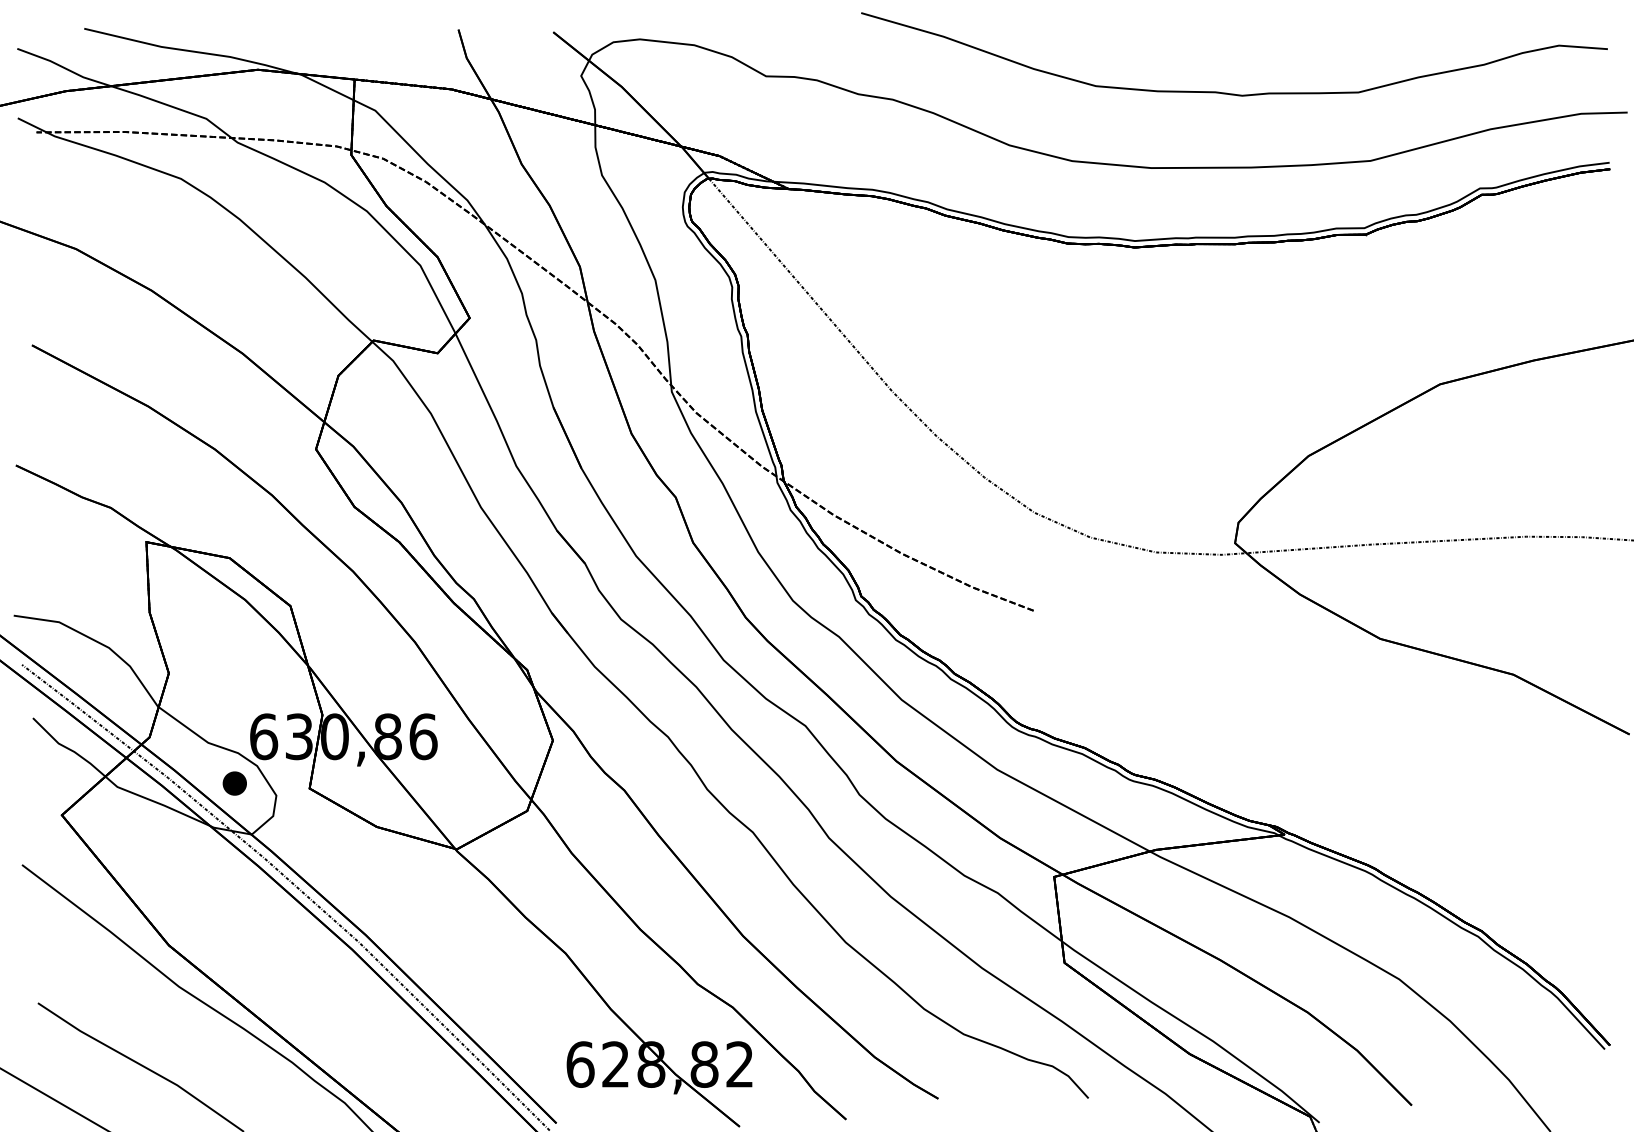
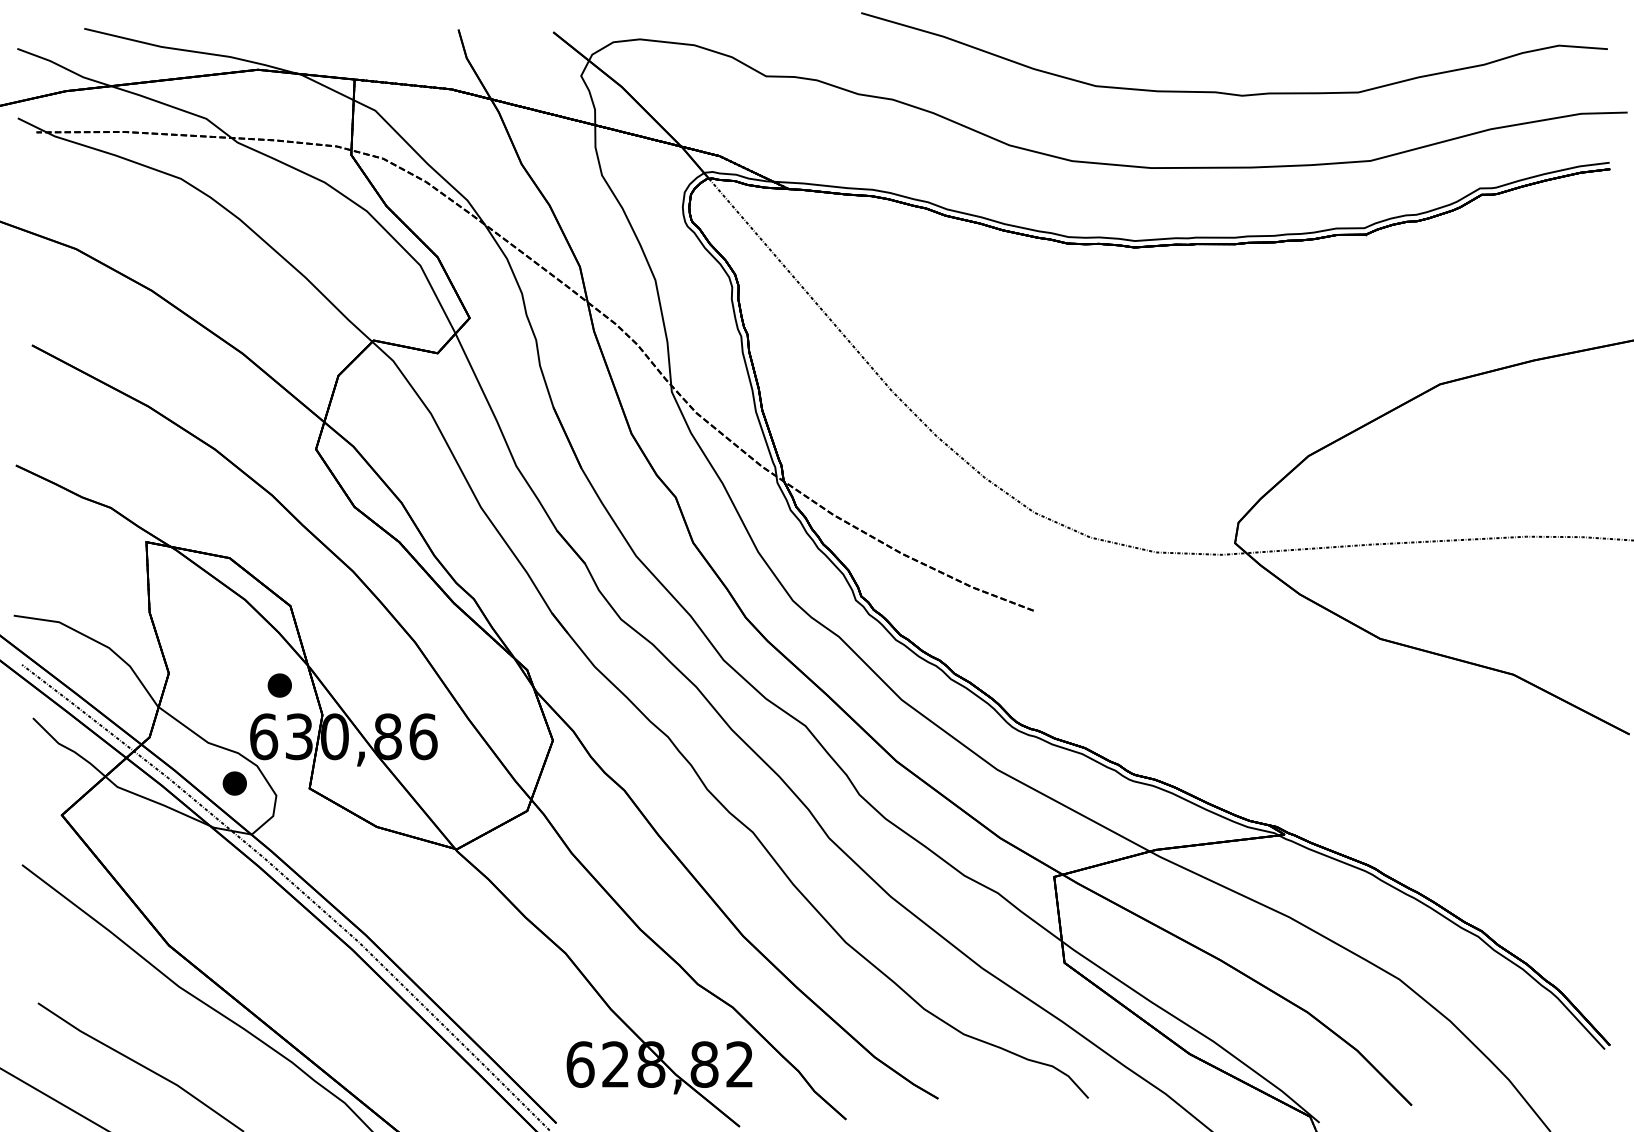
part: none -> present (279, 685)
